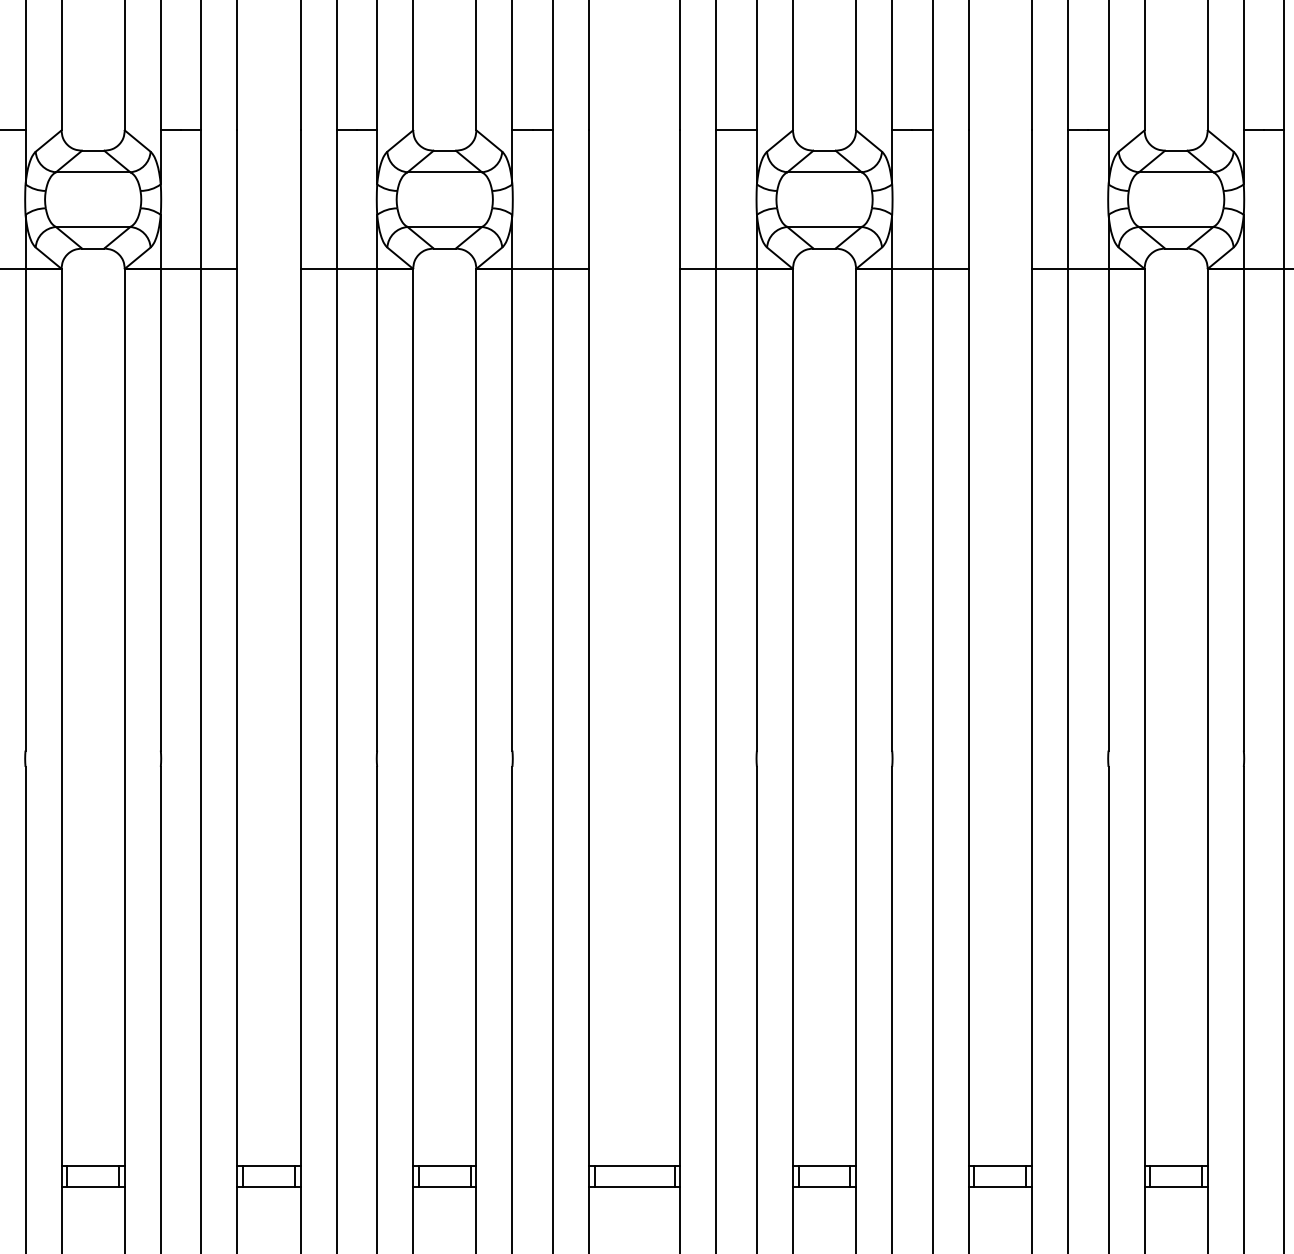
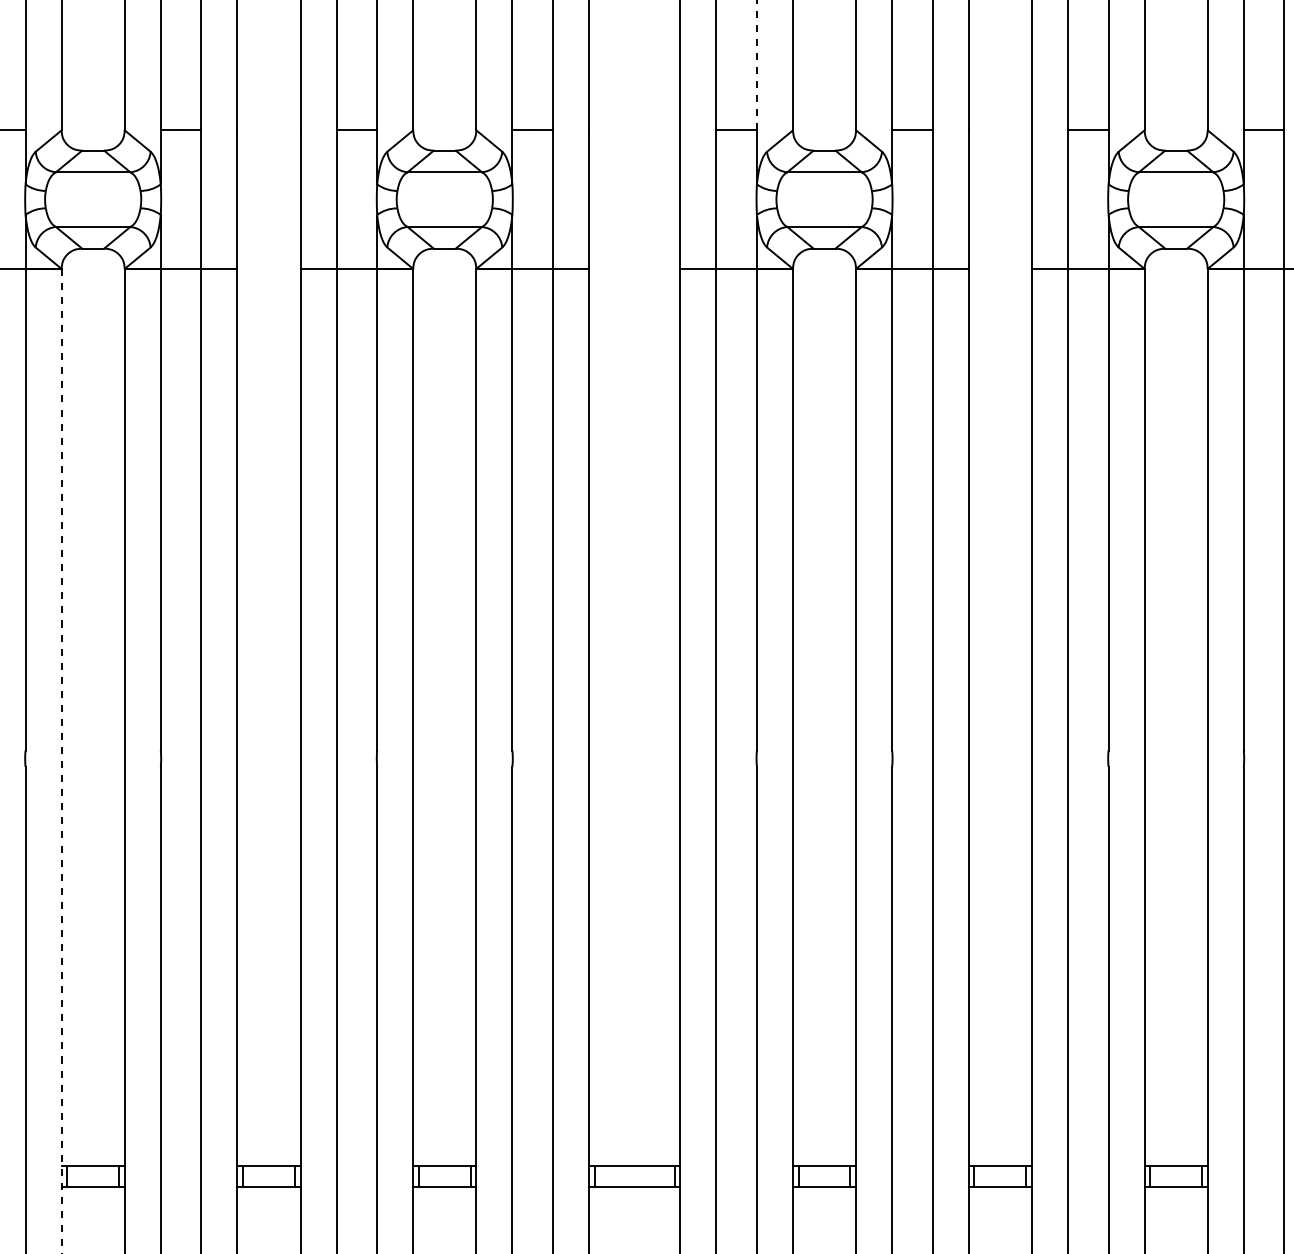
line: solid -> dashed (756, 65)
line: solid -> dashed (61, 761)
